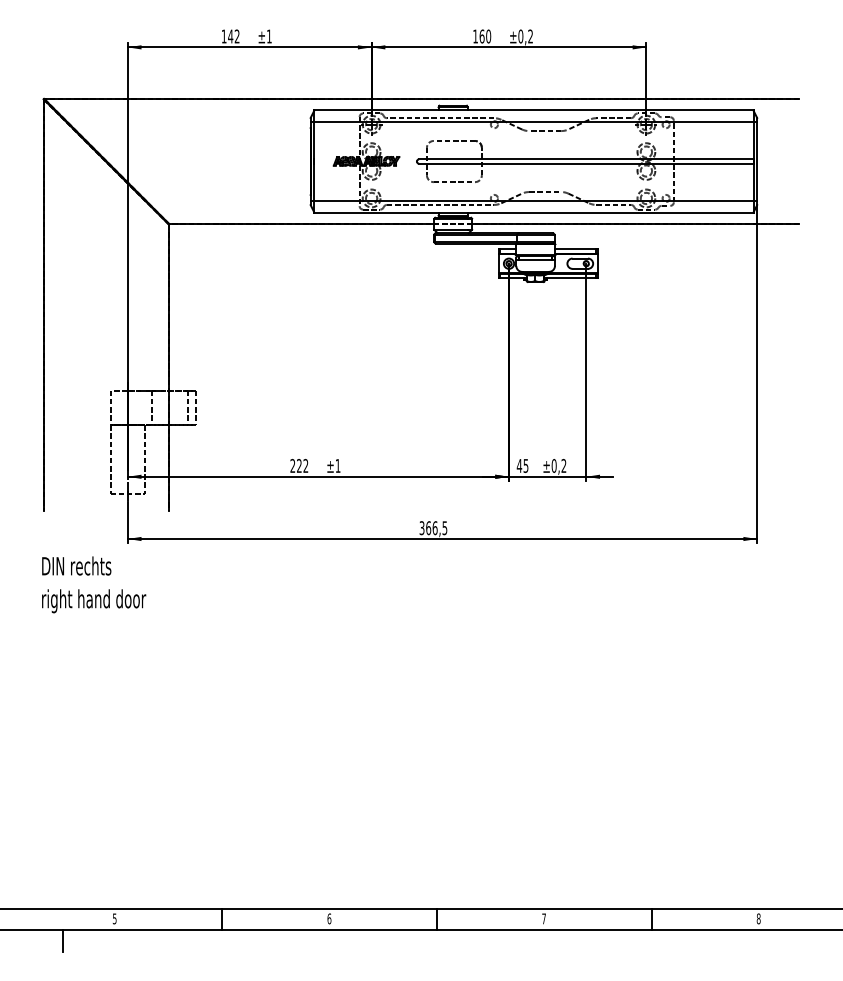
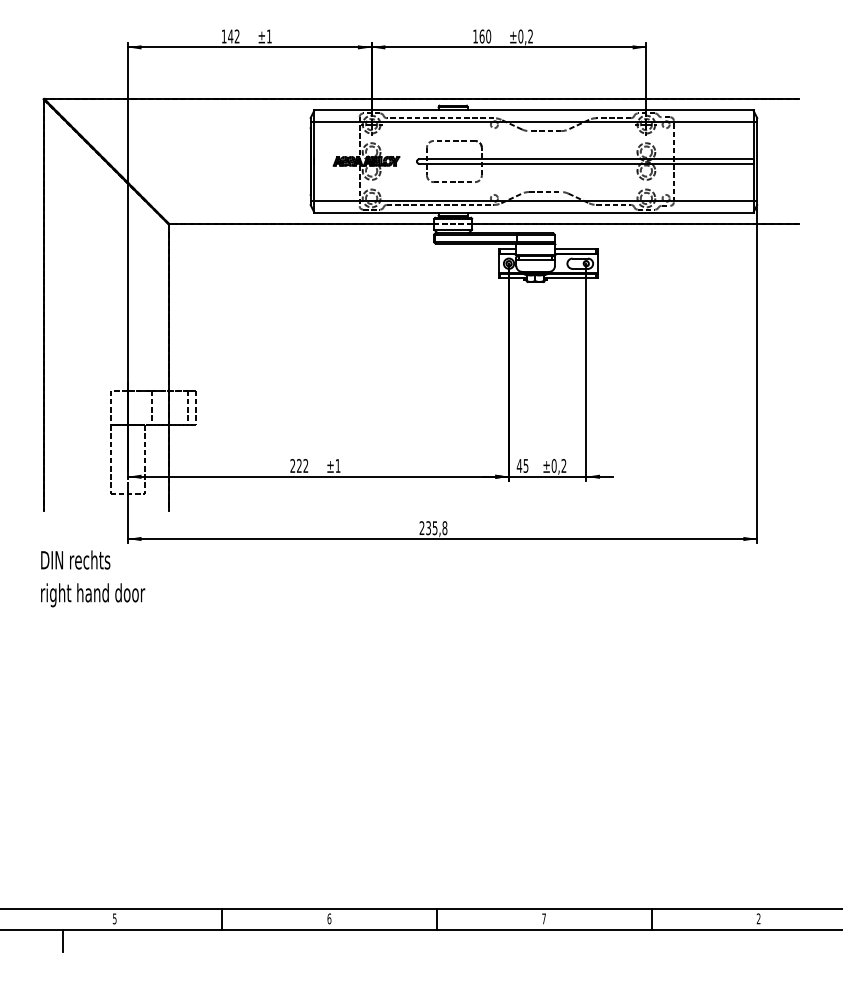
text: 366,5 -> 235,8 (433, 528)
text position: (94, 584) -> (93, 578) (93, 578)
text: 8 -> 2 (758, 918)
